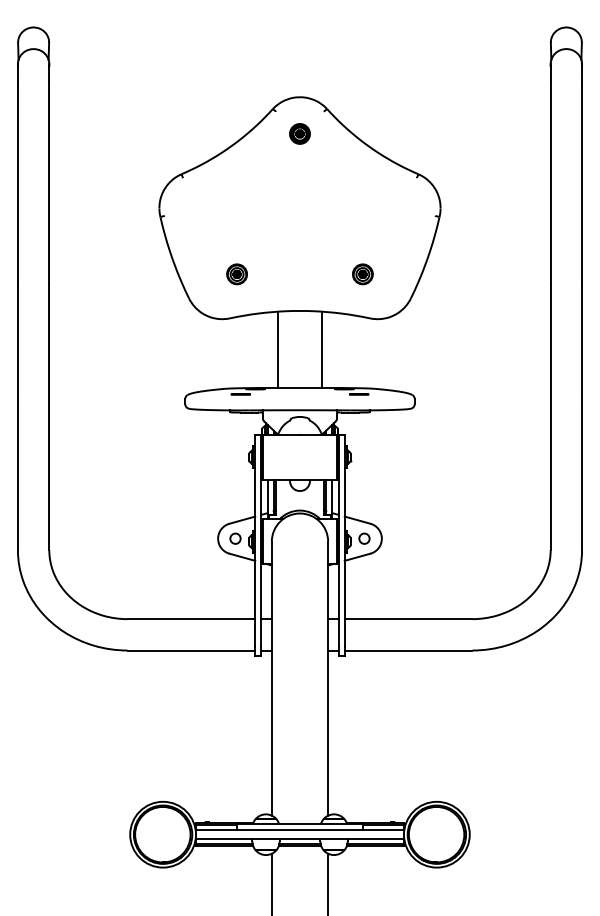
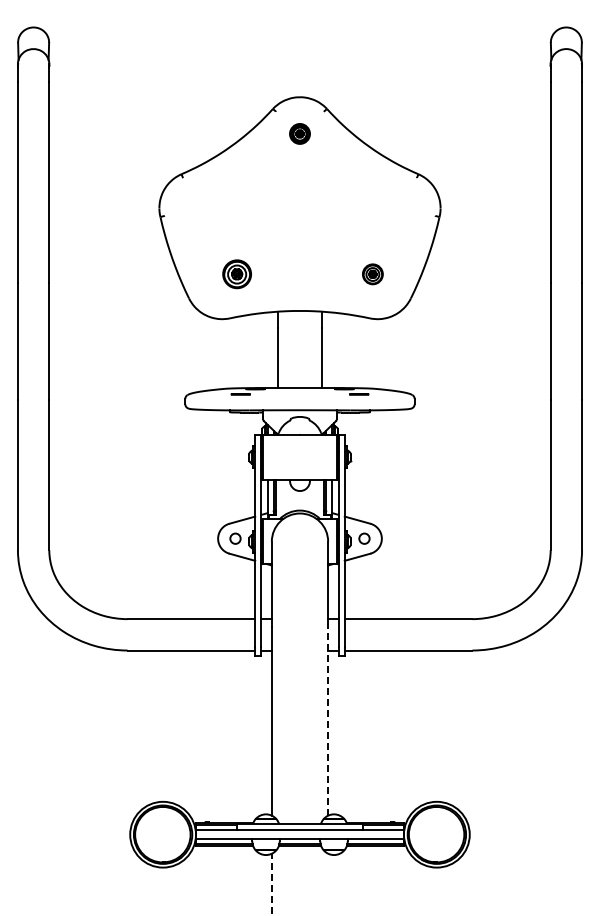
part size: 22x23 px -> 30x31 px (236, 274)
part position: (362, 274) -> (372, 274) (372, 274)
line: solid -> dashed (328, 721)
line: present -> none (328, 882)
line: solid -> dashed (271, 884)
